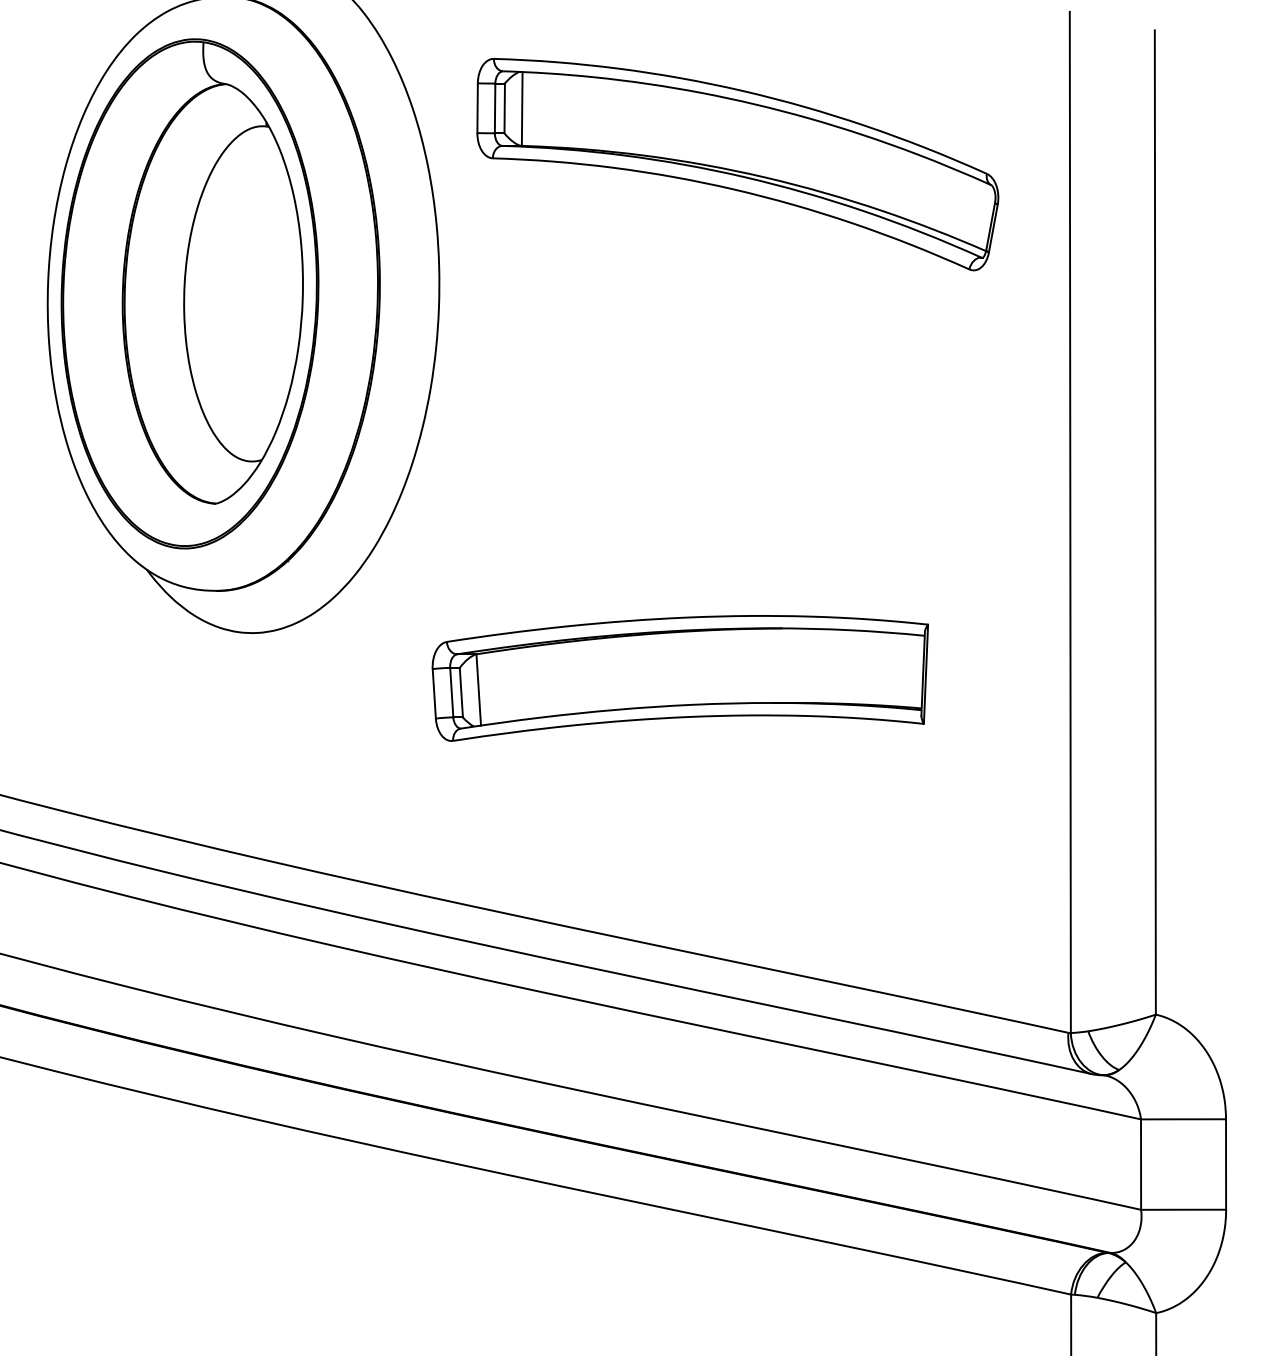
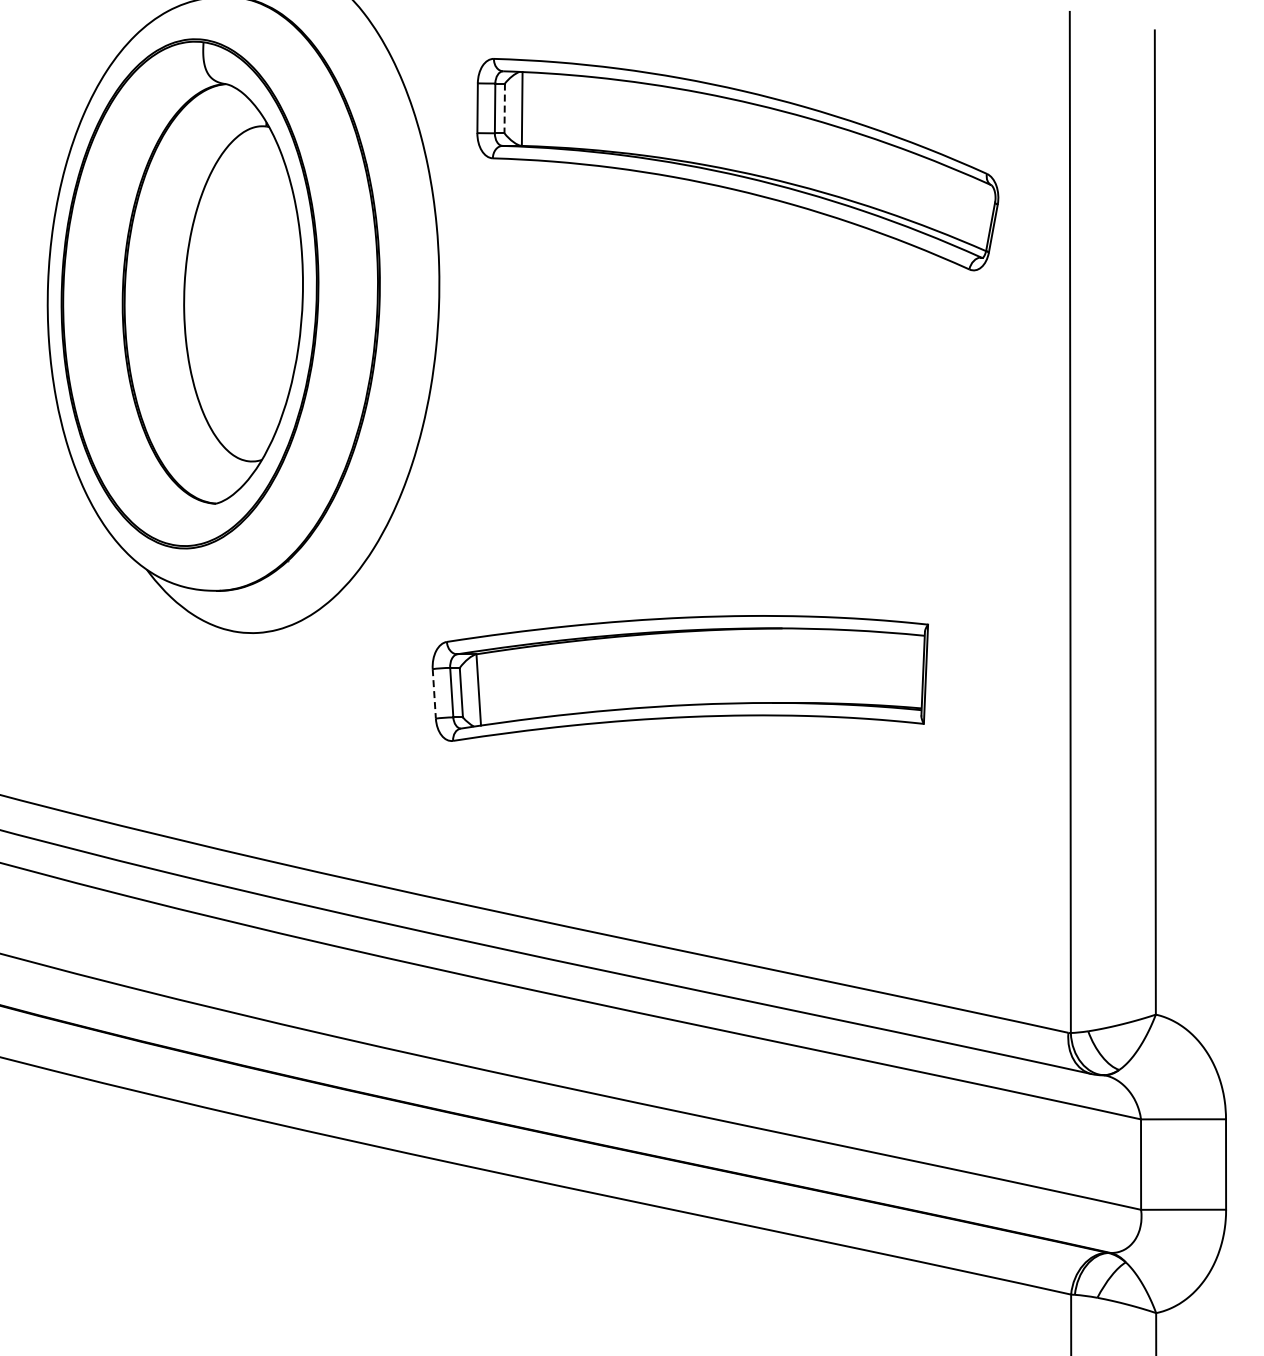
line: solid -> dashed (504, 108)
line: solid -> dashed (434, 693)
